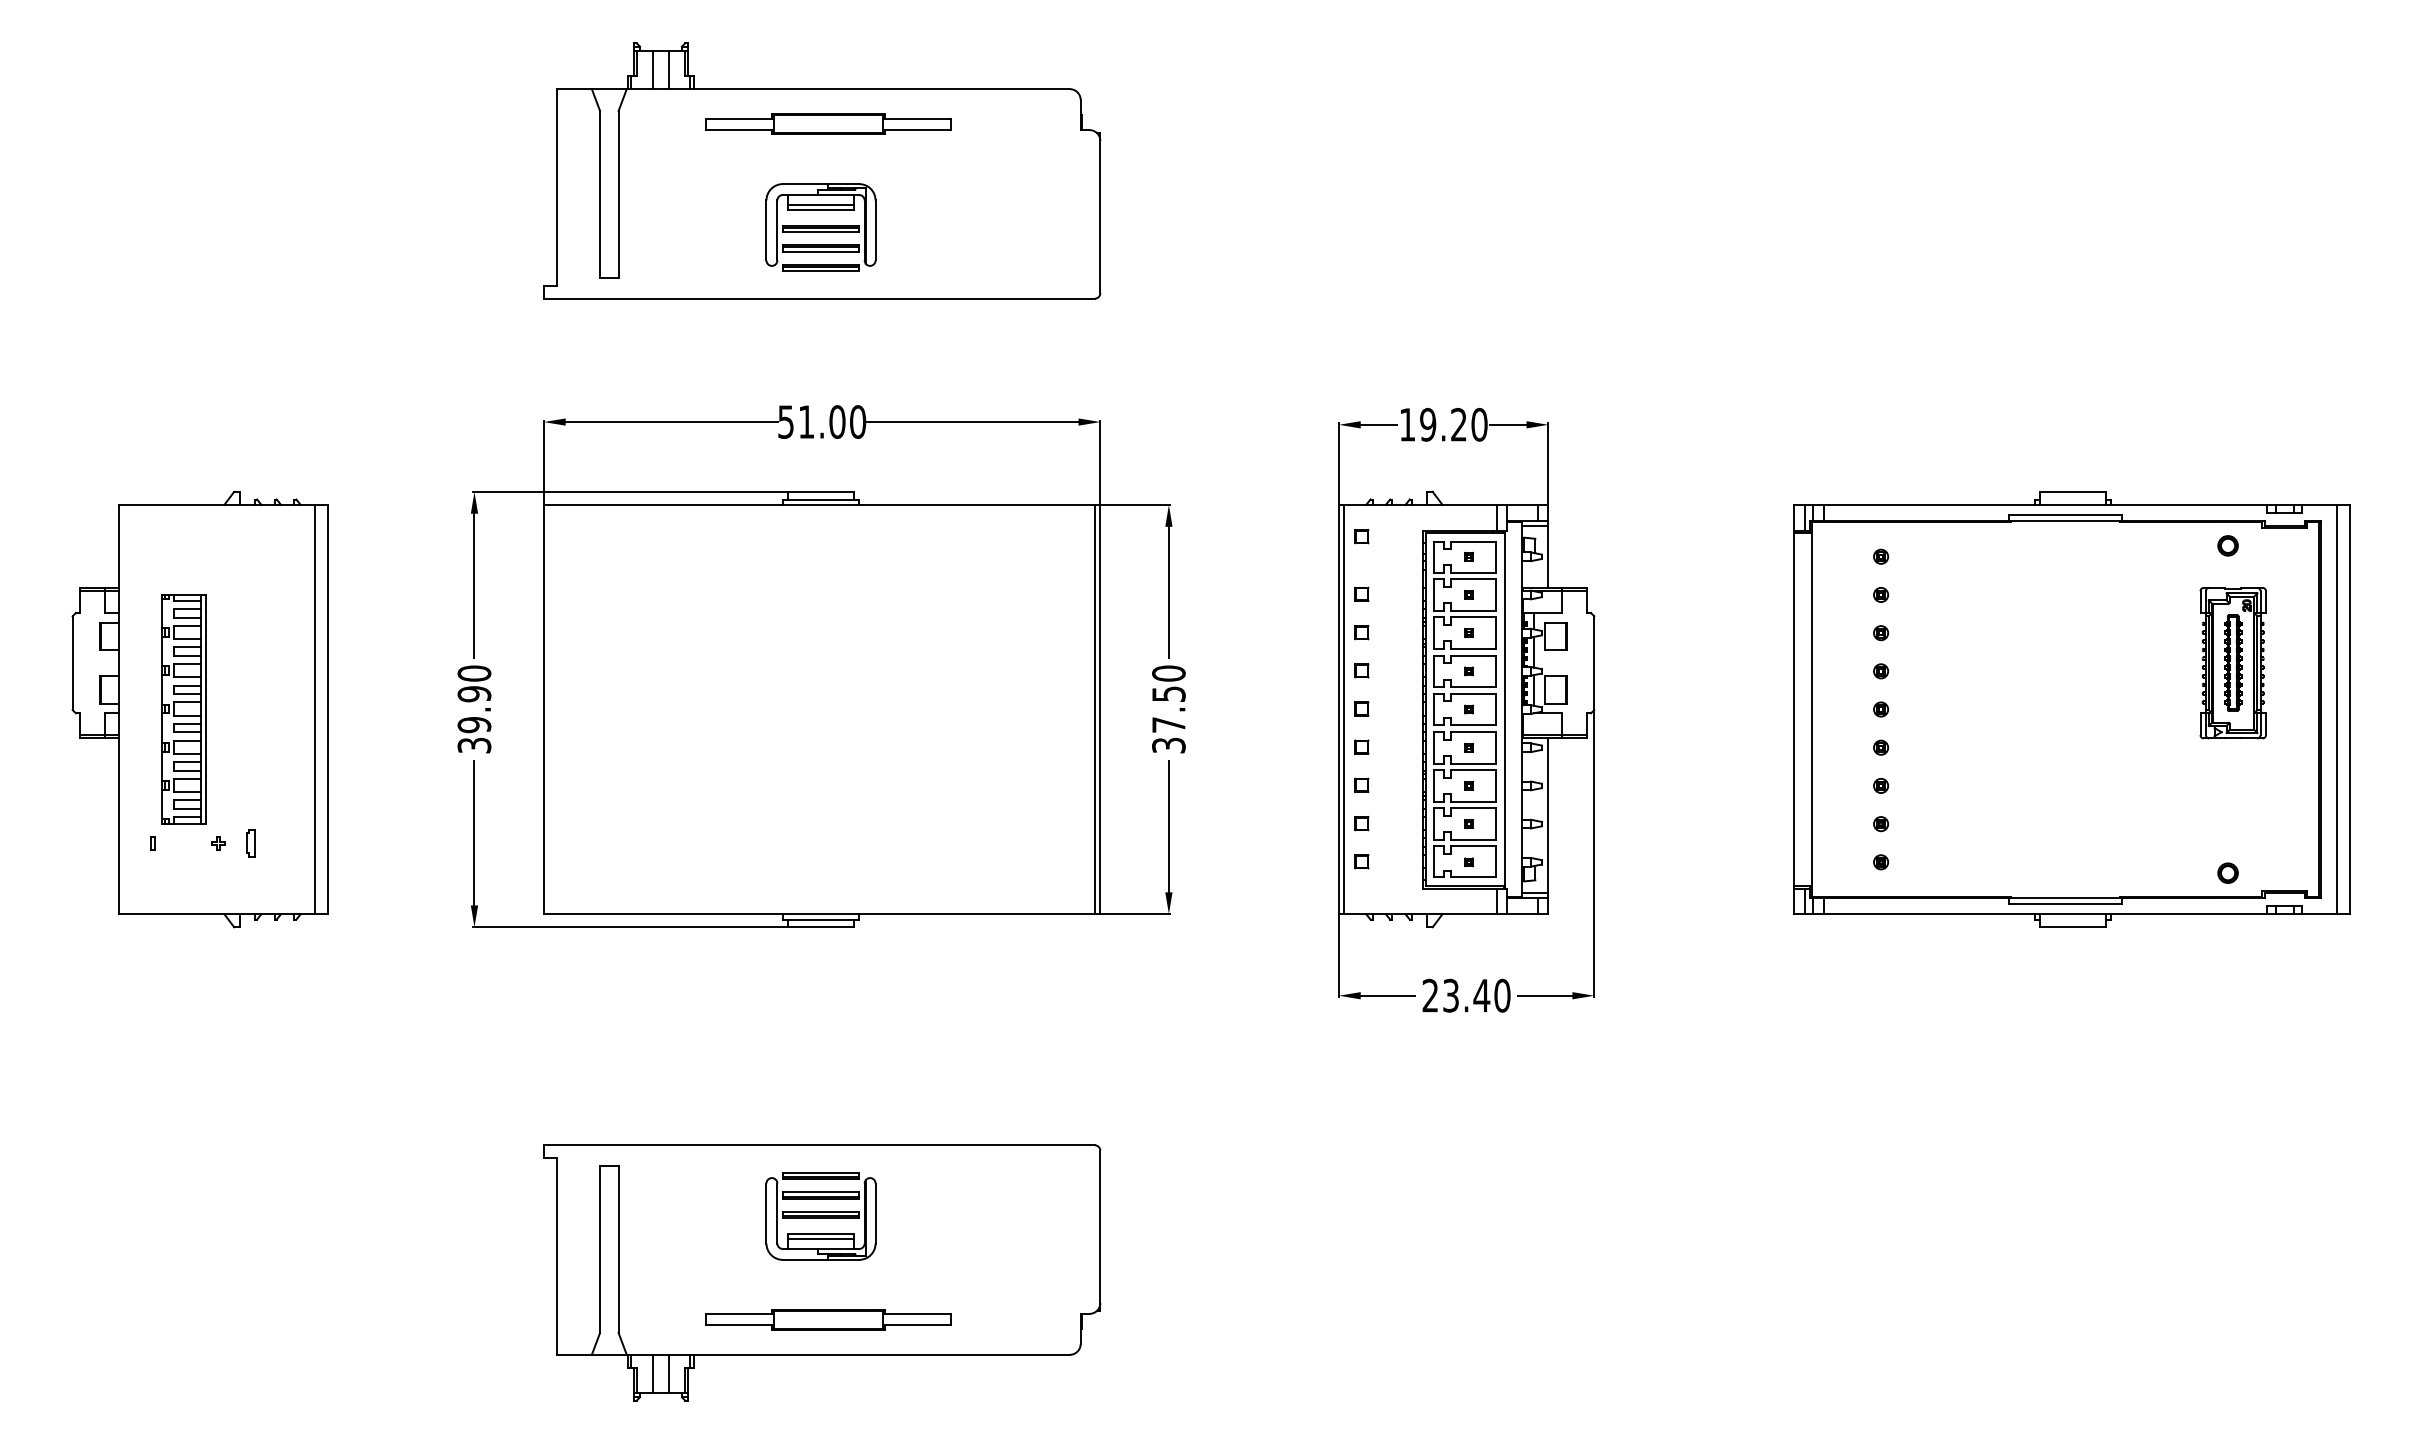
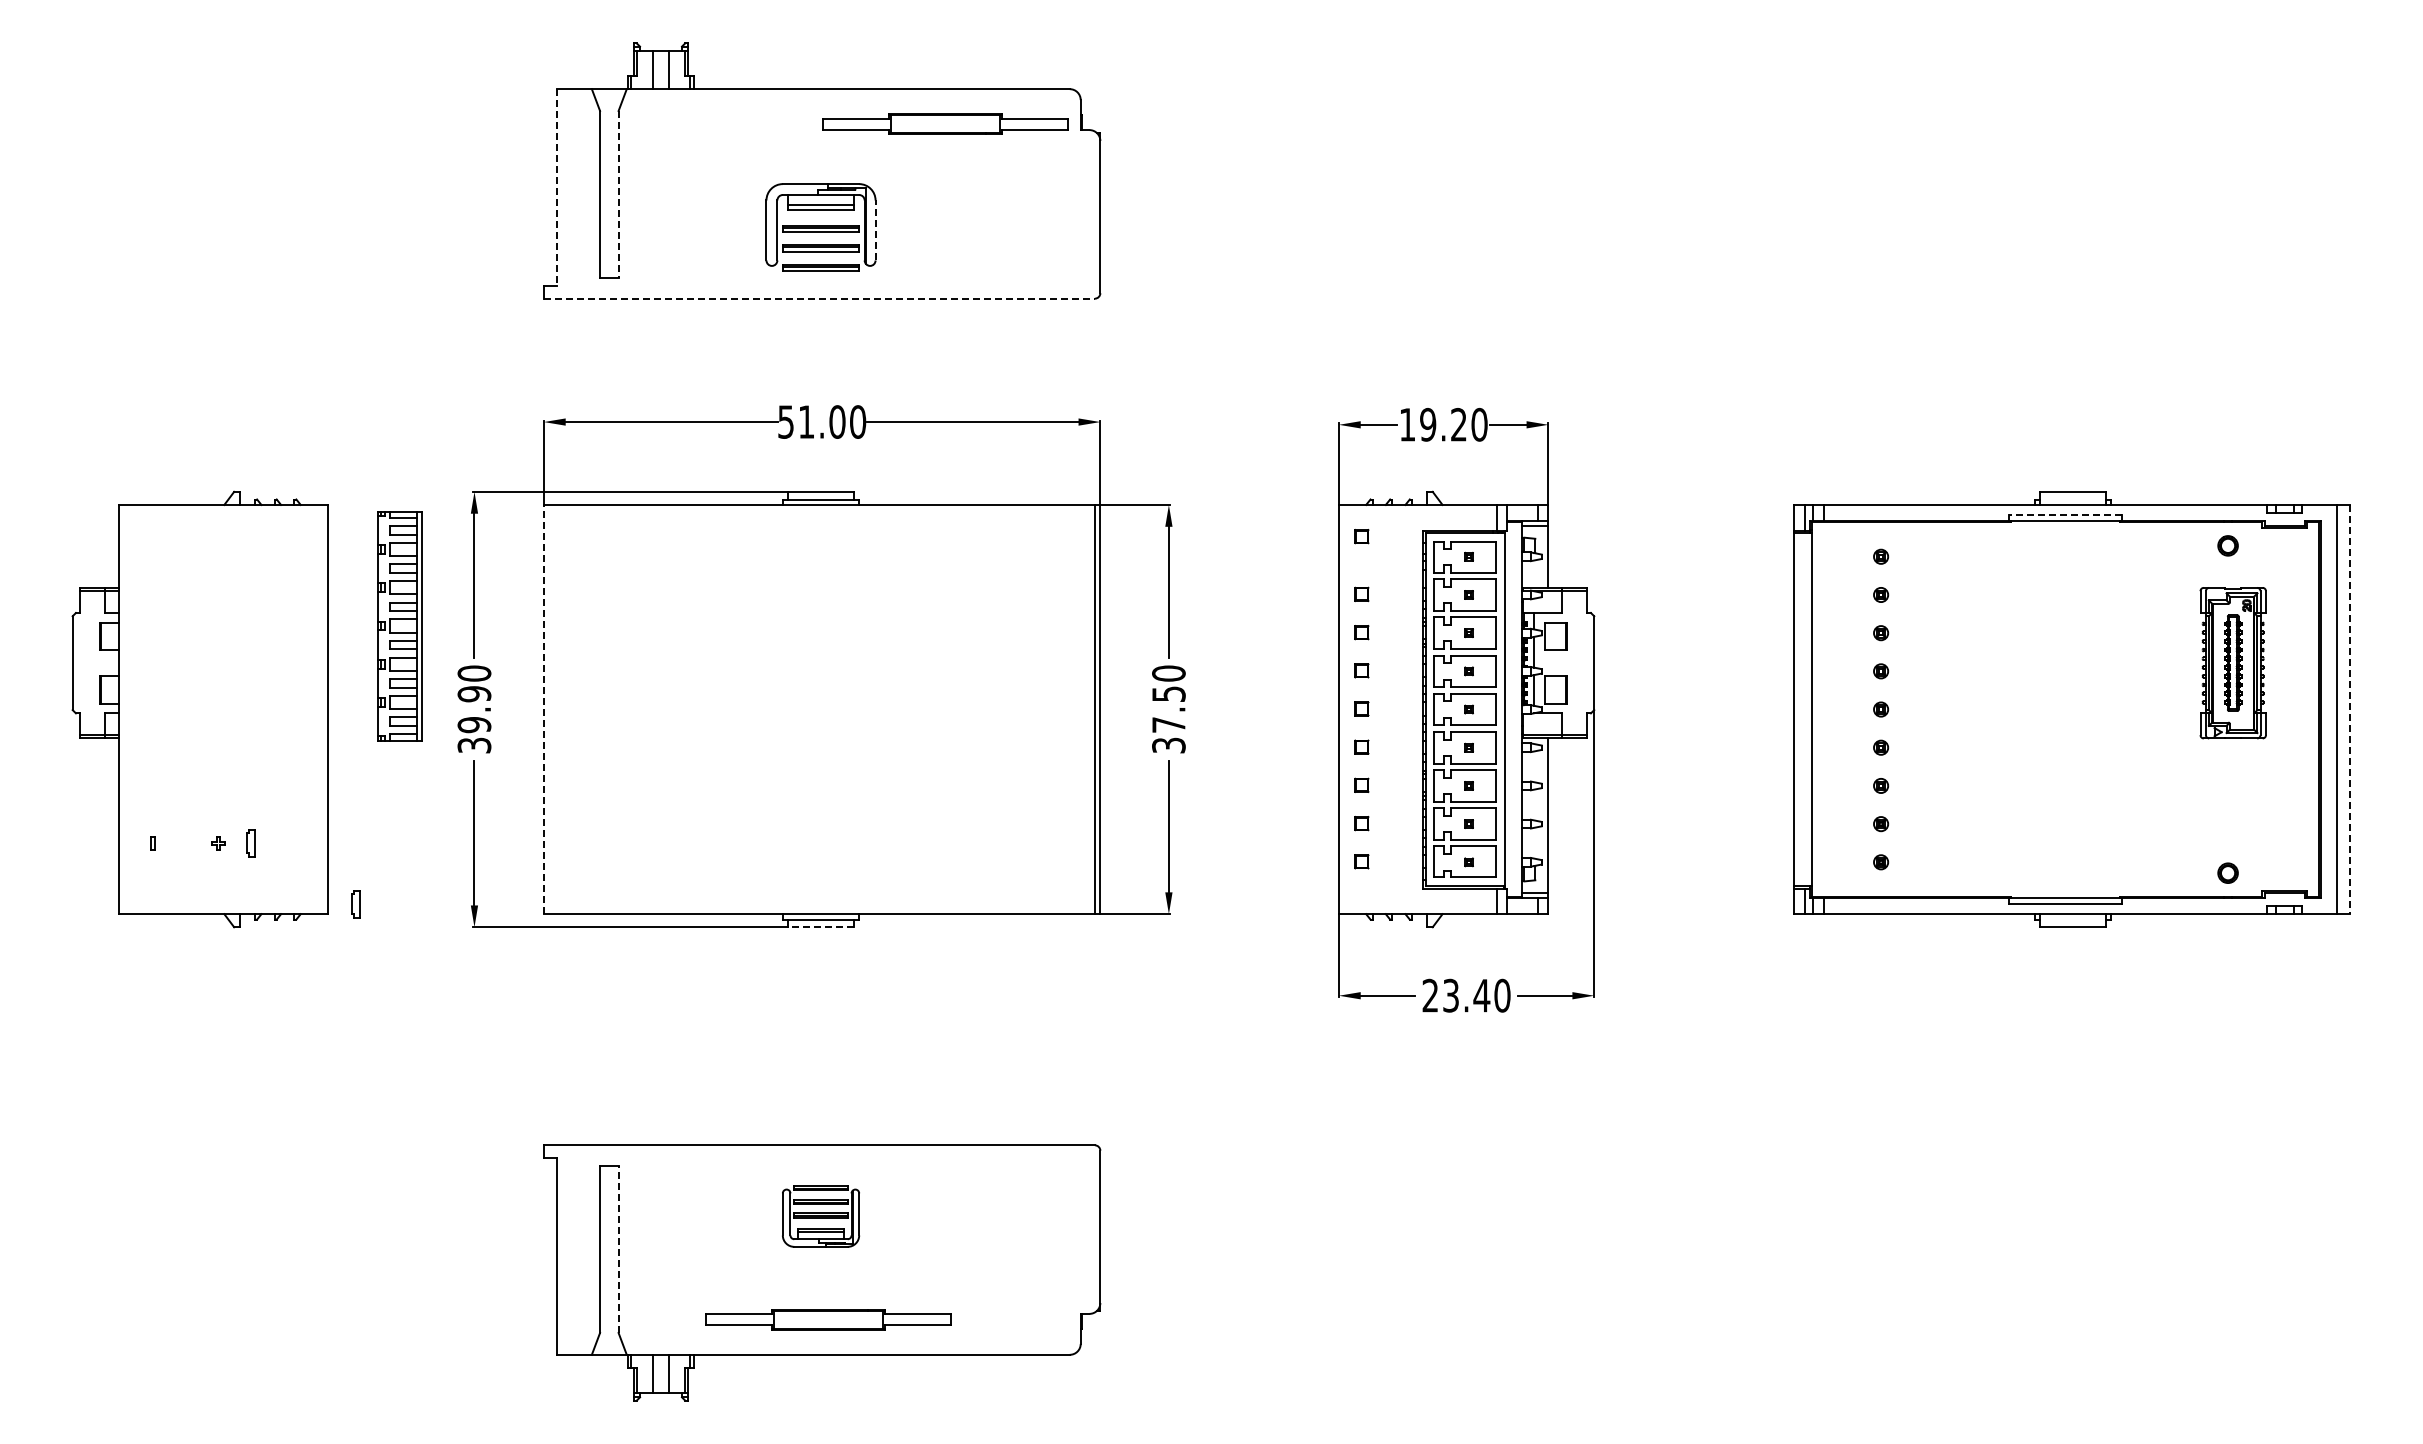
part position: (828, 123) -> (945, 123) (945, 123)
line: solid -> dashed (556, 187)
line: solid -> dashed (618, 194)
line: solid -> dashed (875, 229)
line: solid -> dashed (819, 298)
line: solid -> dashed (2065, 514)
part position: (183, 709) -> (399, 626) (399, 626)
line: present -> none (314, 709)
line: solid -> dashed (543, 709)
line: present -> none (1344, 709)
line: solid -> dashed (2350, 709)
part: none -> present (355, 904)
line: solid -> dashed (821, 927)
part size: 112x89 px -> 79x63 px (821, 1216)
line: solid -> dashed (618, 1249)
